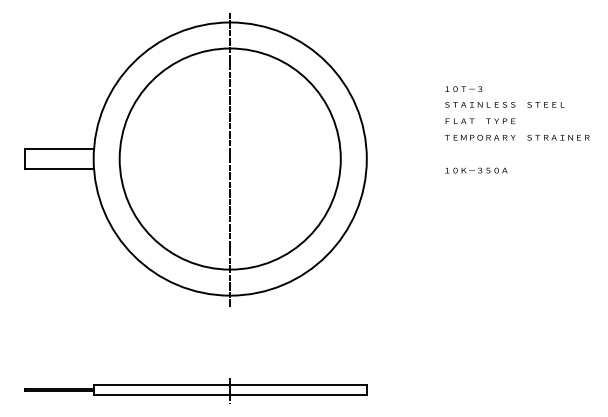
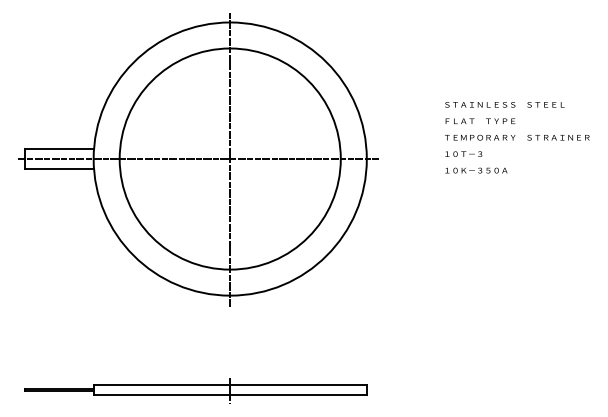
text position: (463, 88) -> (463, 153) (463, 153)
line: none -> present (198, 159)
